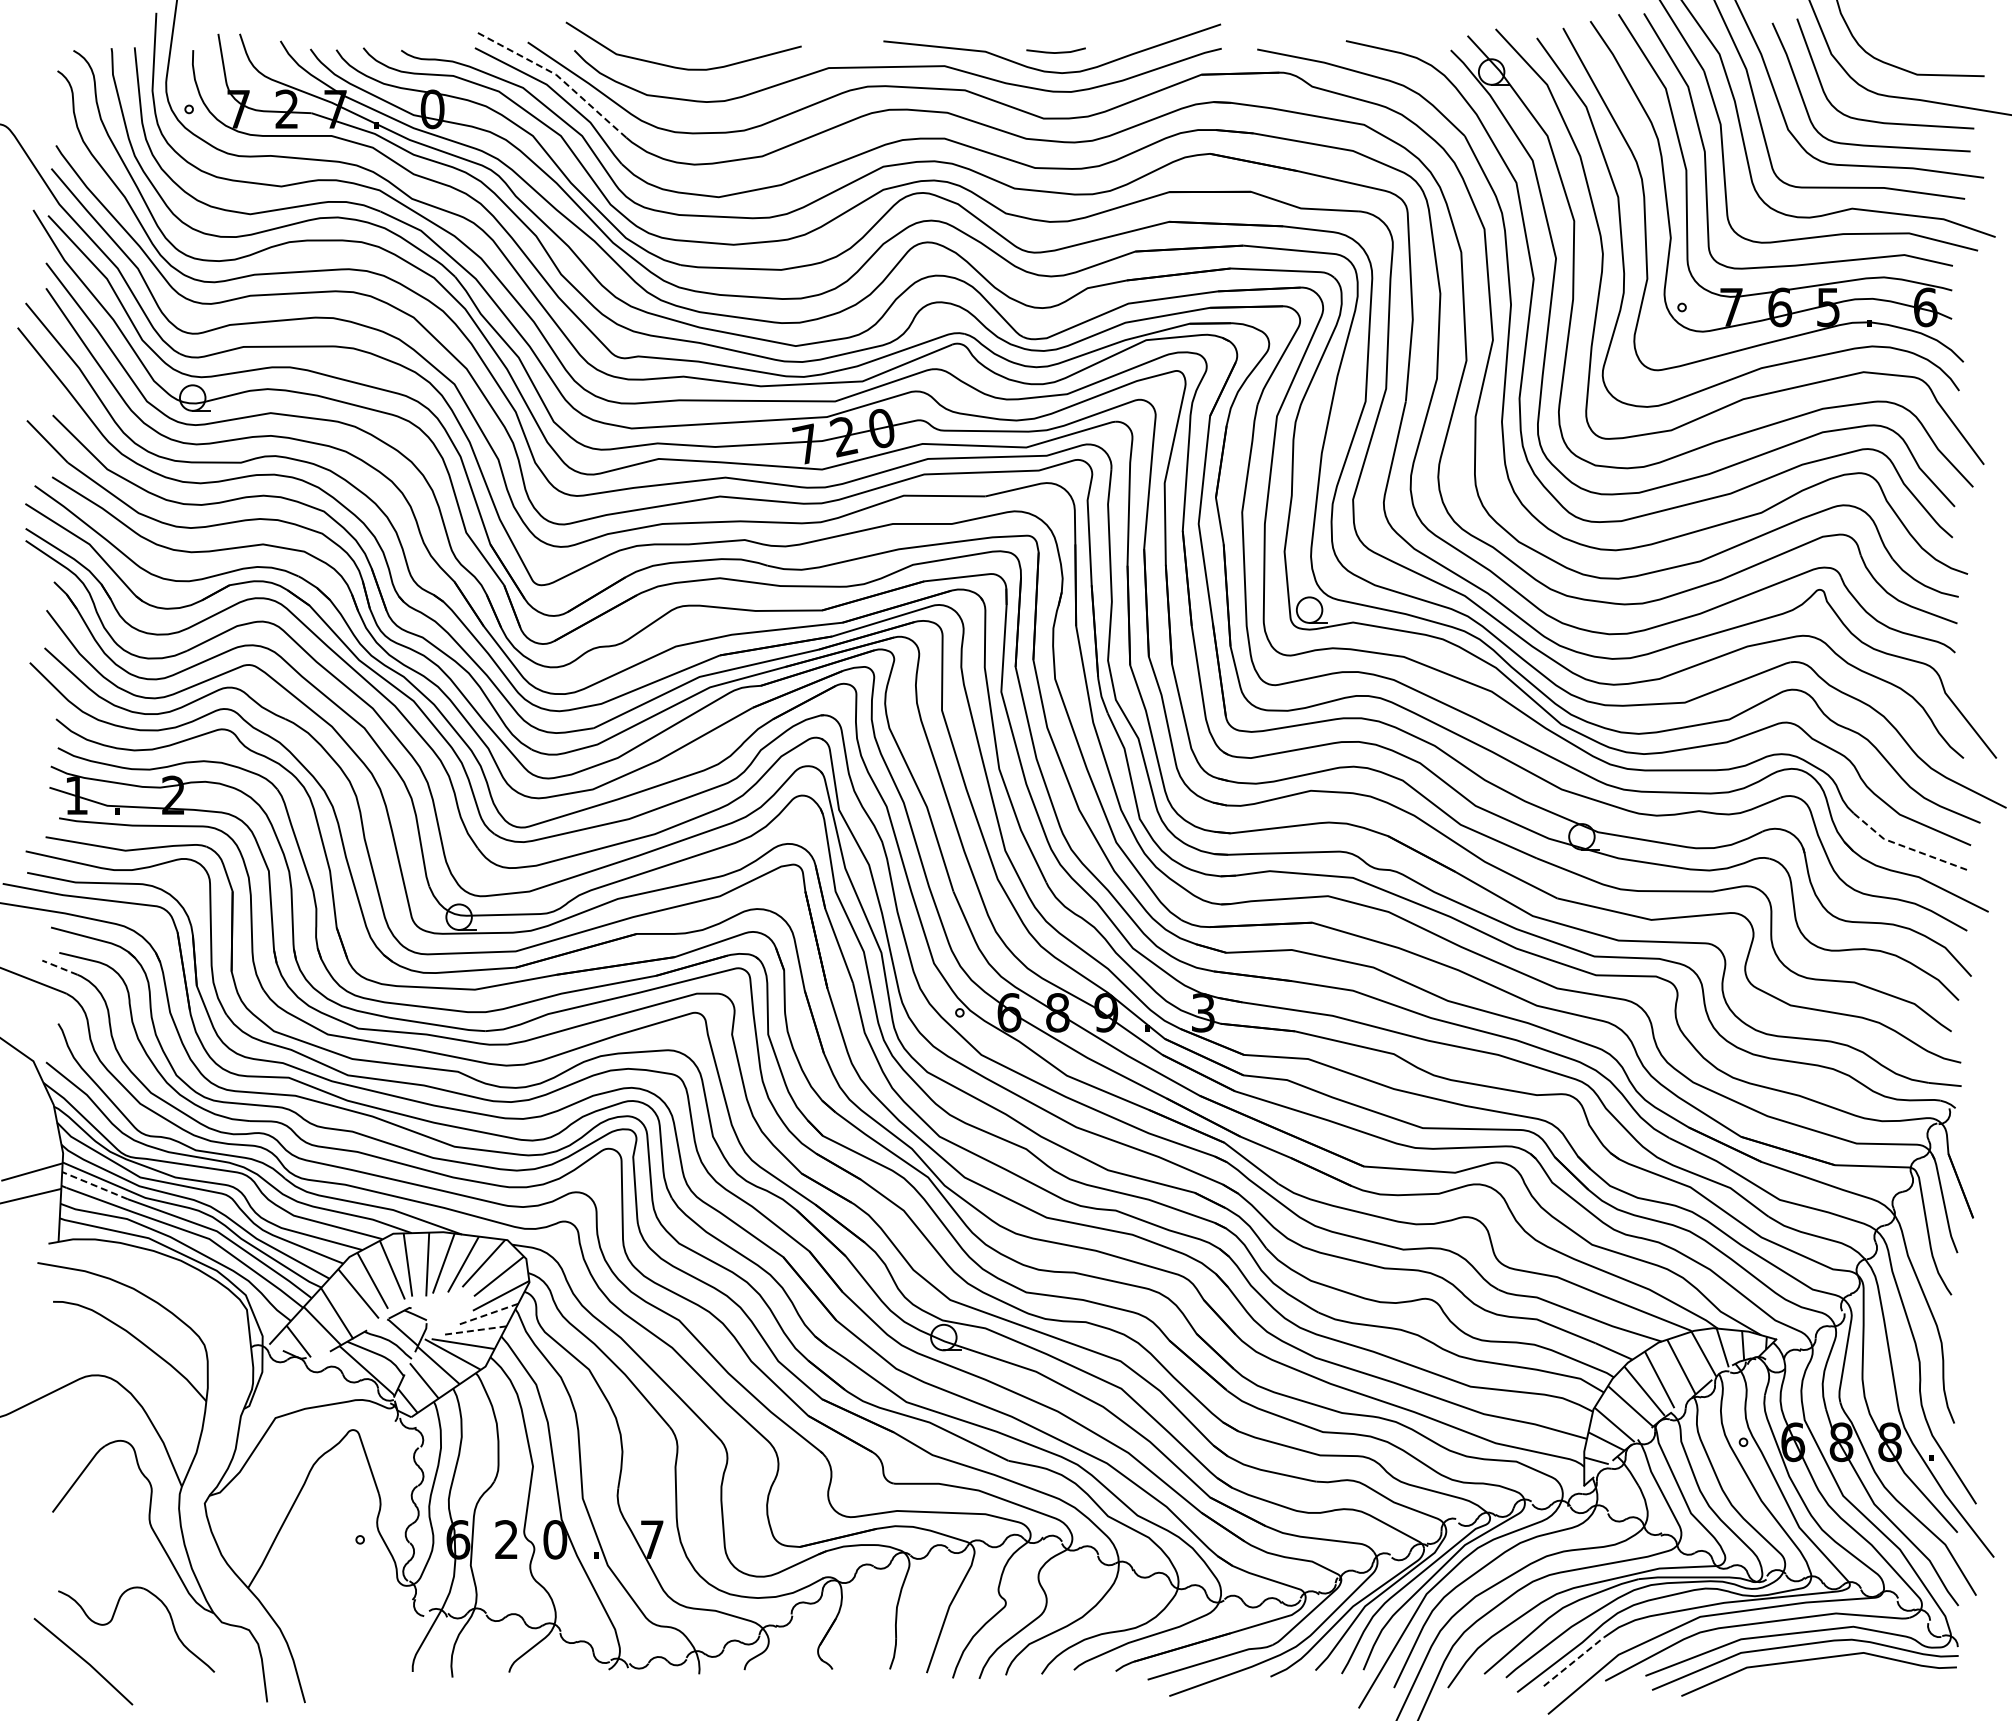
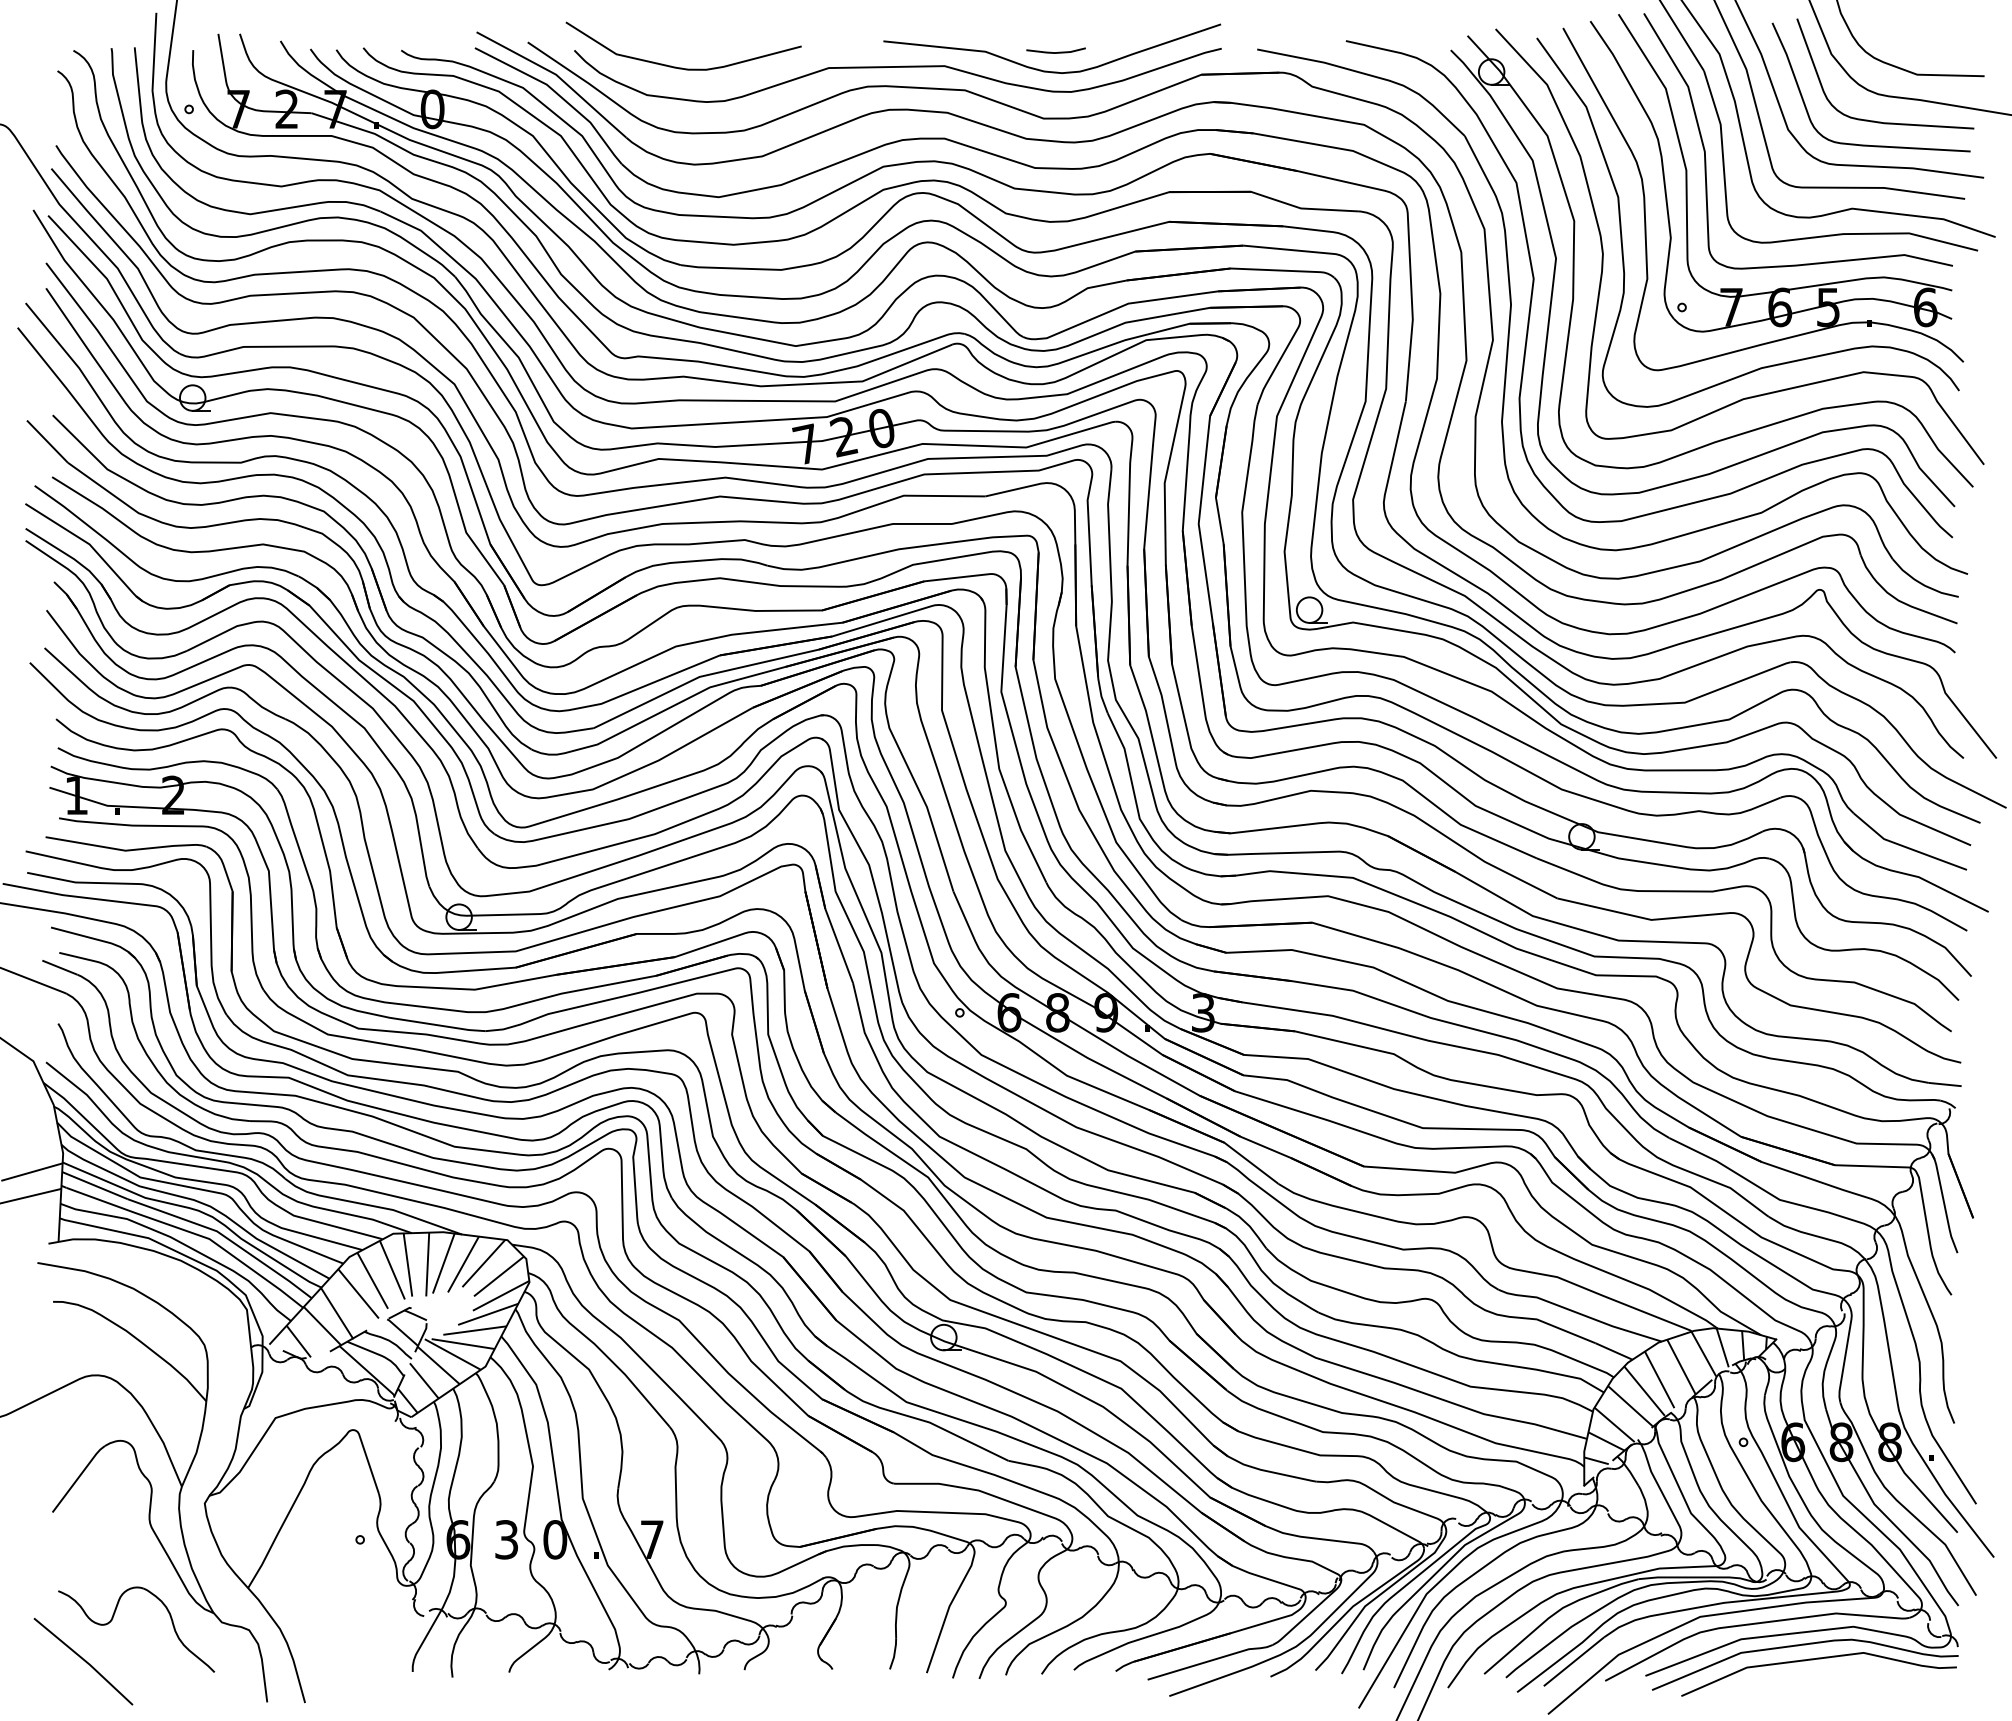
line: dashed -> solid (557, 76)
line: dashed -> solid (1906, 847)
line: dashed -> solid (59, 967)
line: dashed -> solid (94, 1185)
line: dashed -> solid (488, 1314)
line: dashed -> solid (474, 1330)
text: 2 -> 3 (506, 1539)
line: dashed -> solid (1573, 1661)
